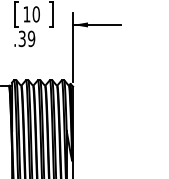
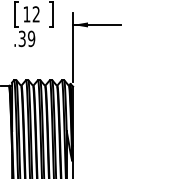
text: 10 -> 12 (35, 14)
